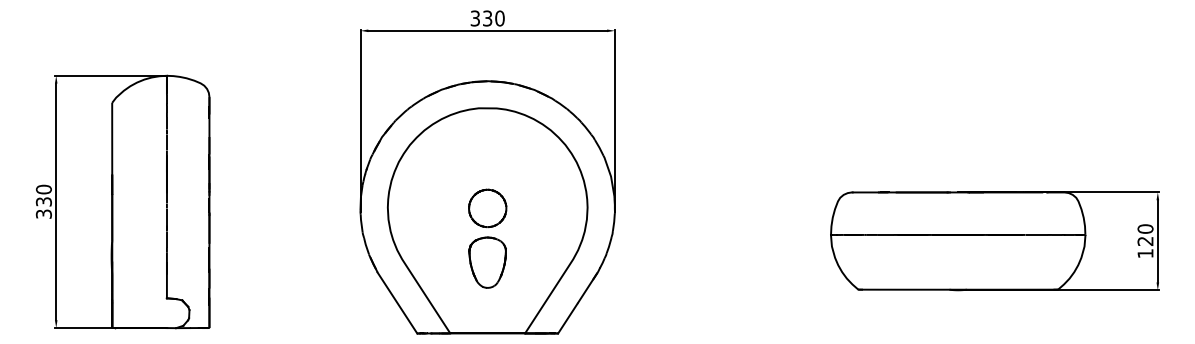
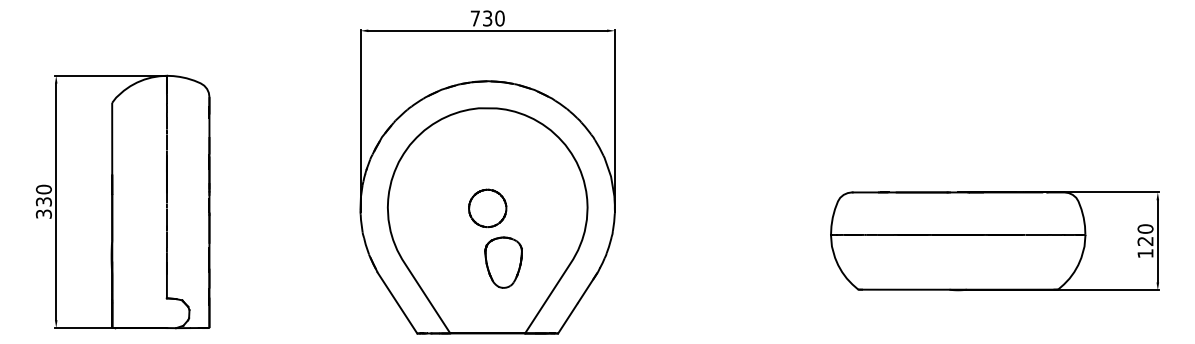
text: 330 -> 730 (474, 18)
part position: (487, 262) -> (503, 262) (503, 262)
